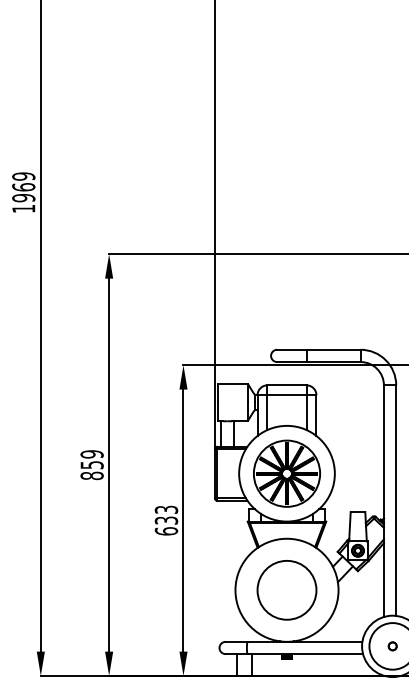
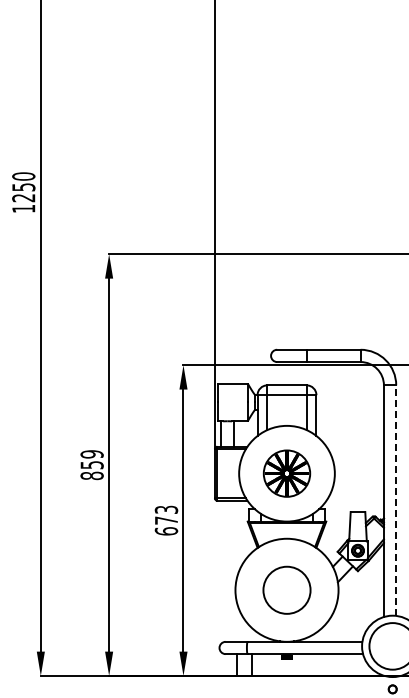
text: 1969 -> 1250 (23, 187)
part size: 68x69 px -> 50x49 px (286, 473)
line: solid -> dashed (396, 500)
text: 633 -> 673 (166, 520)
circle diameter: 59 px -> 47 px (286, 589)
part position: (392, 646) -> (392, 689) (392, 689)
